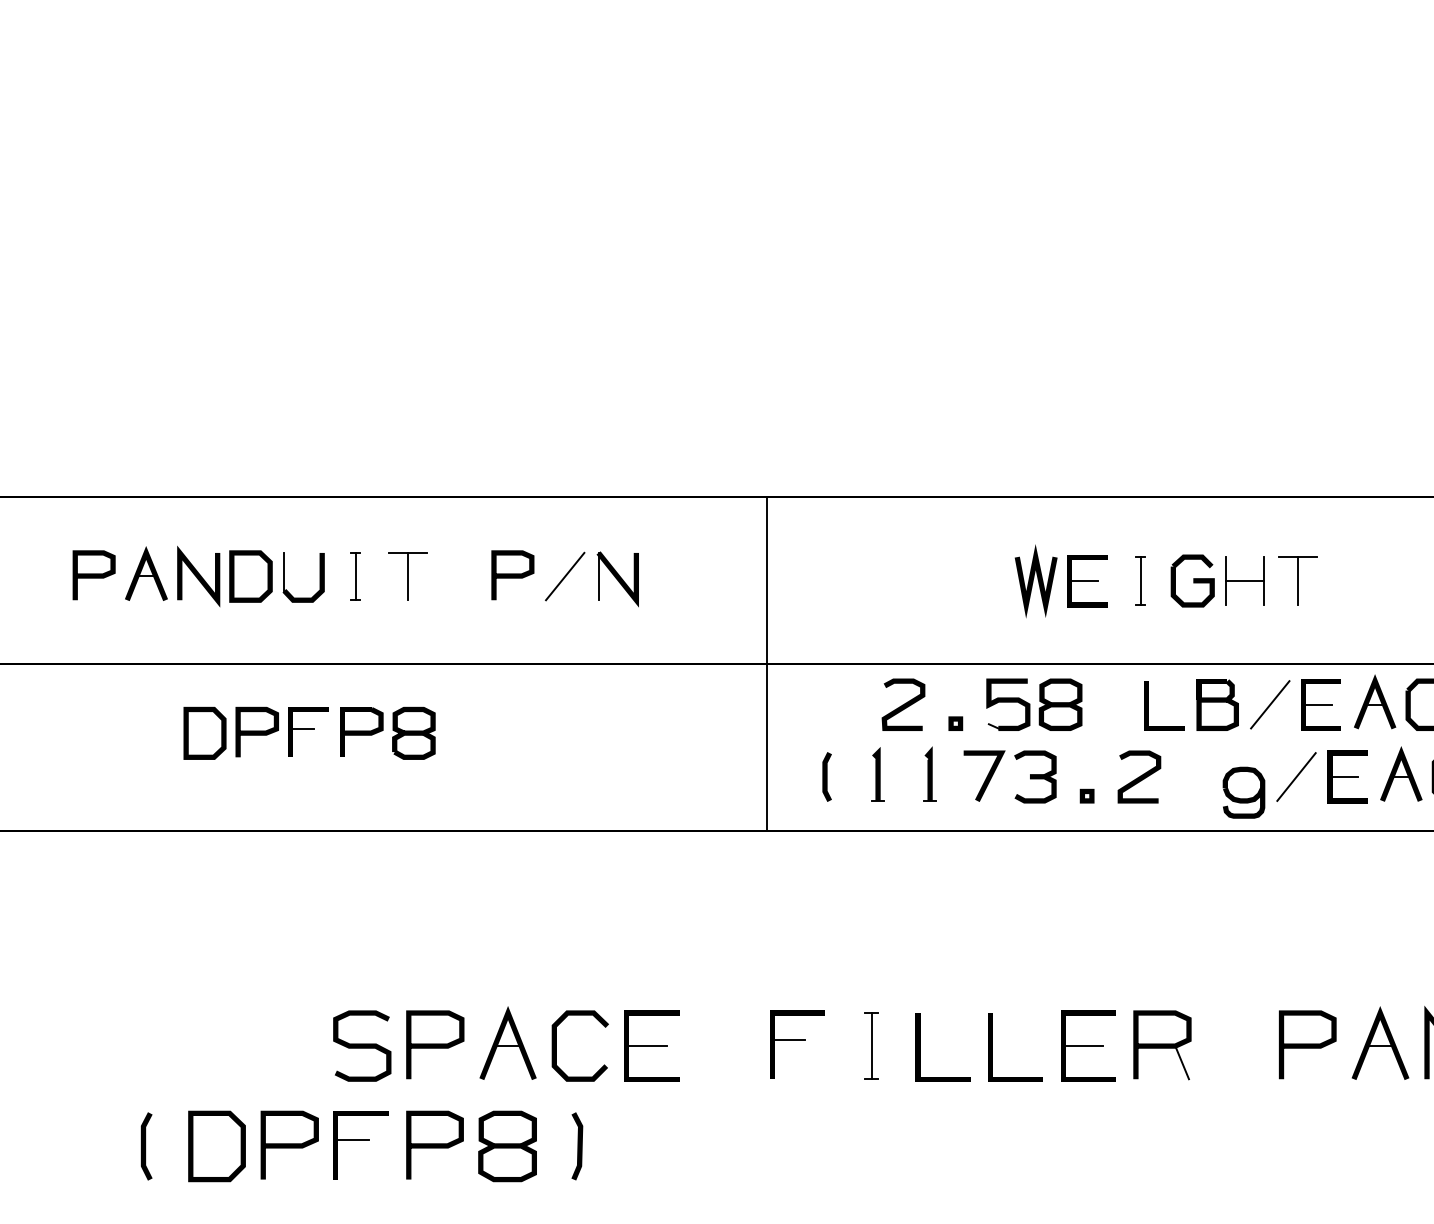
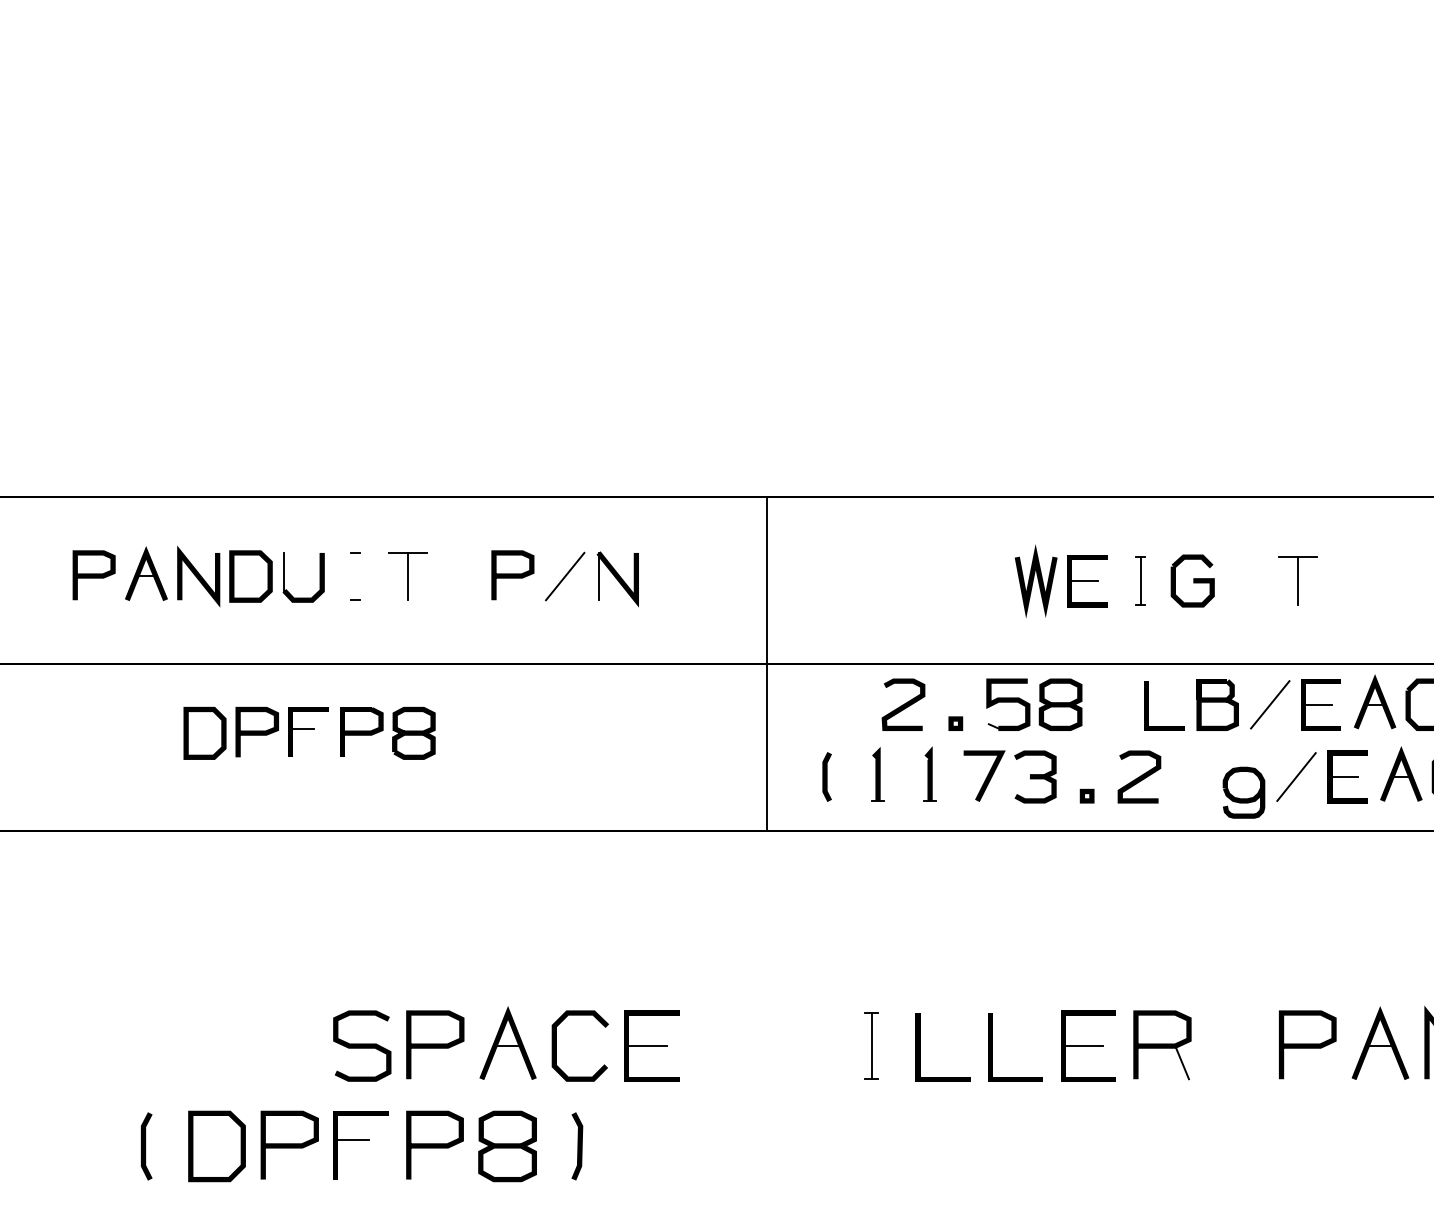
line: present -> none (355, 576)
part: present -> none (1244, 580)
part: present -> none (797, 1044)
